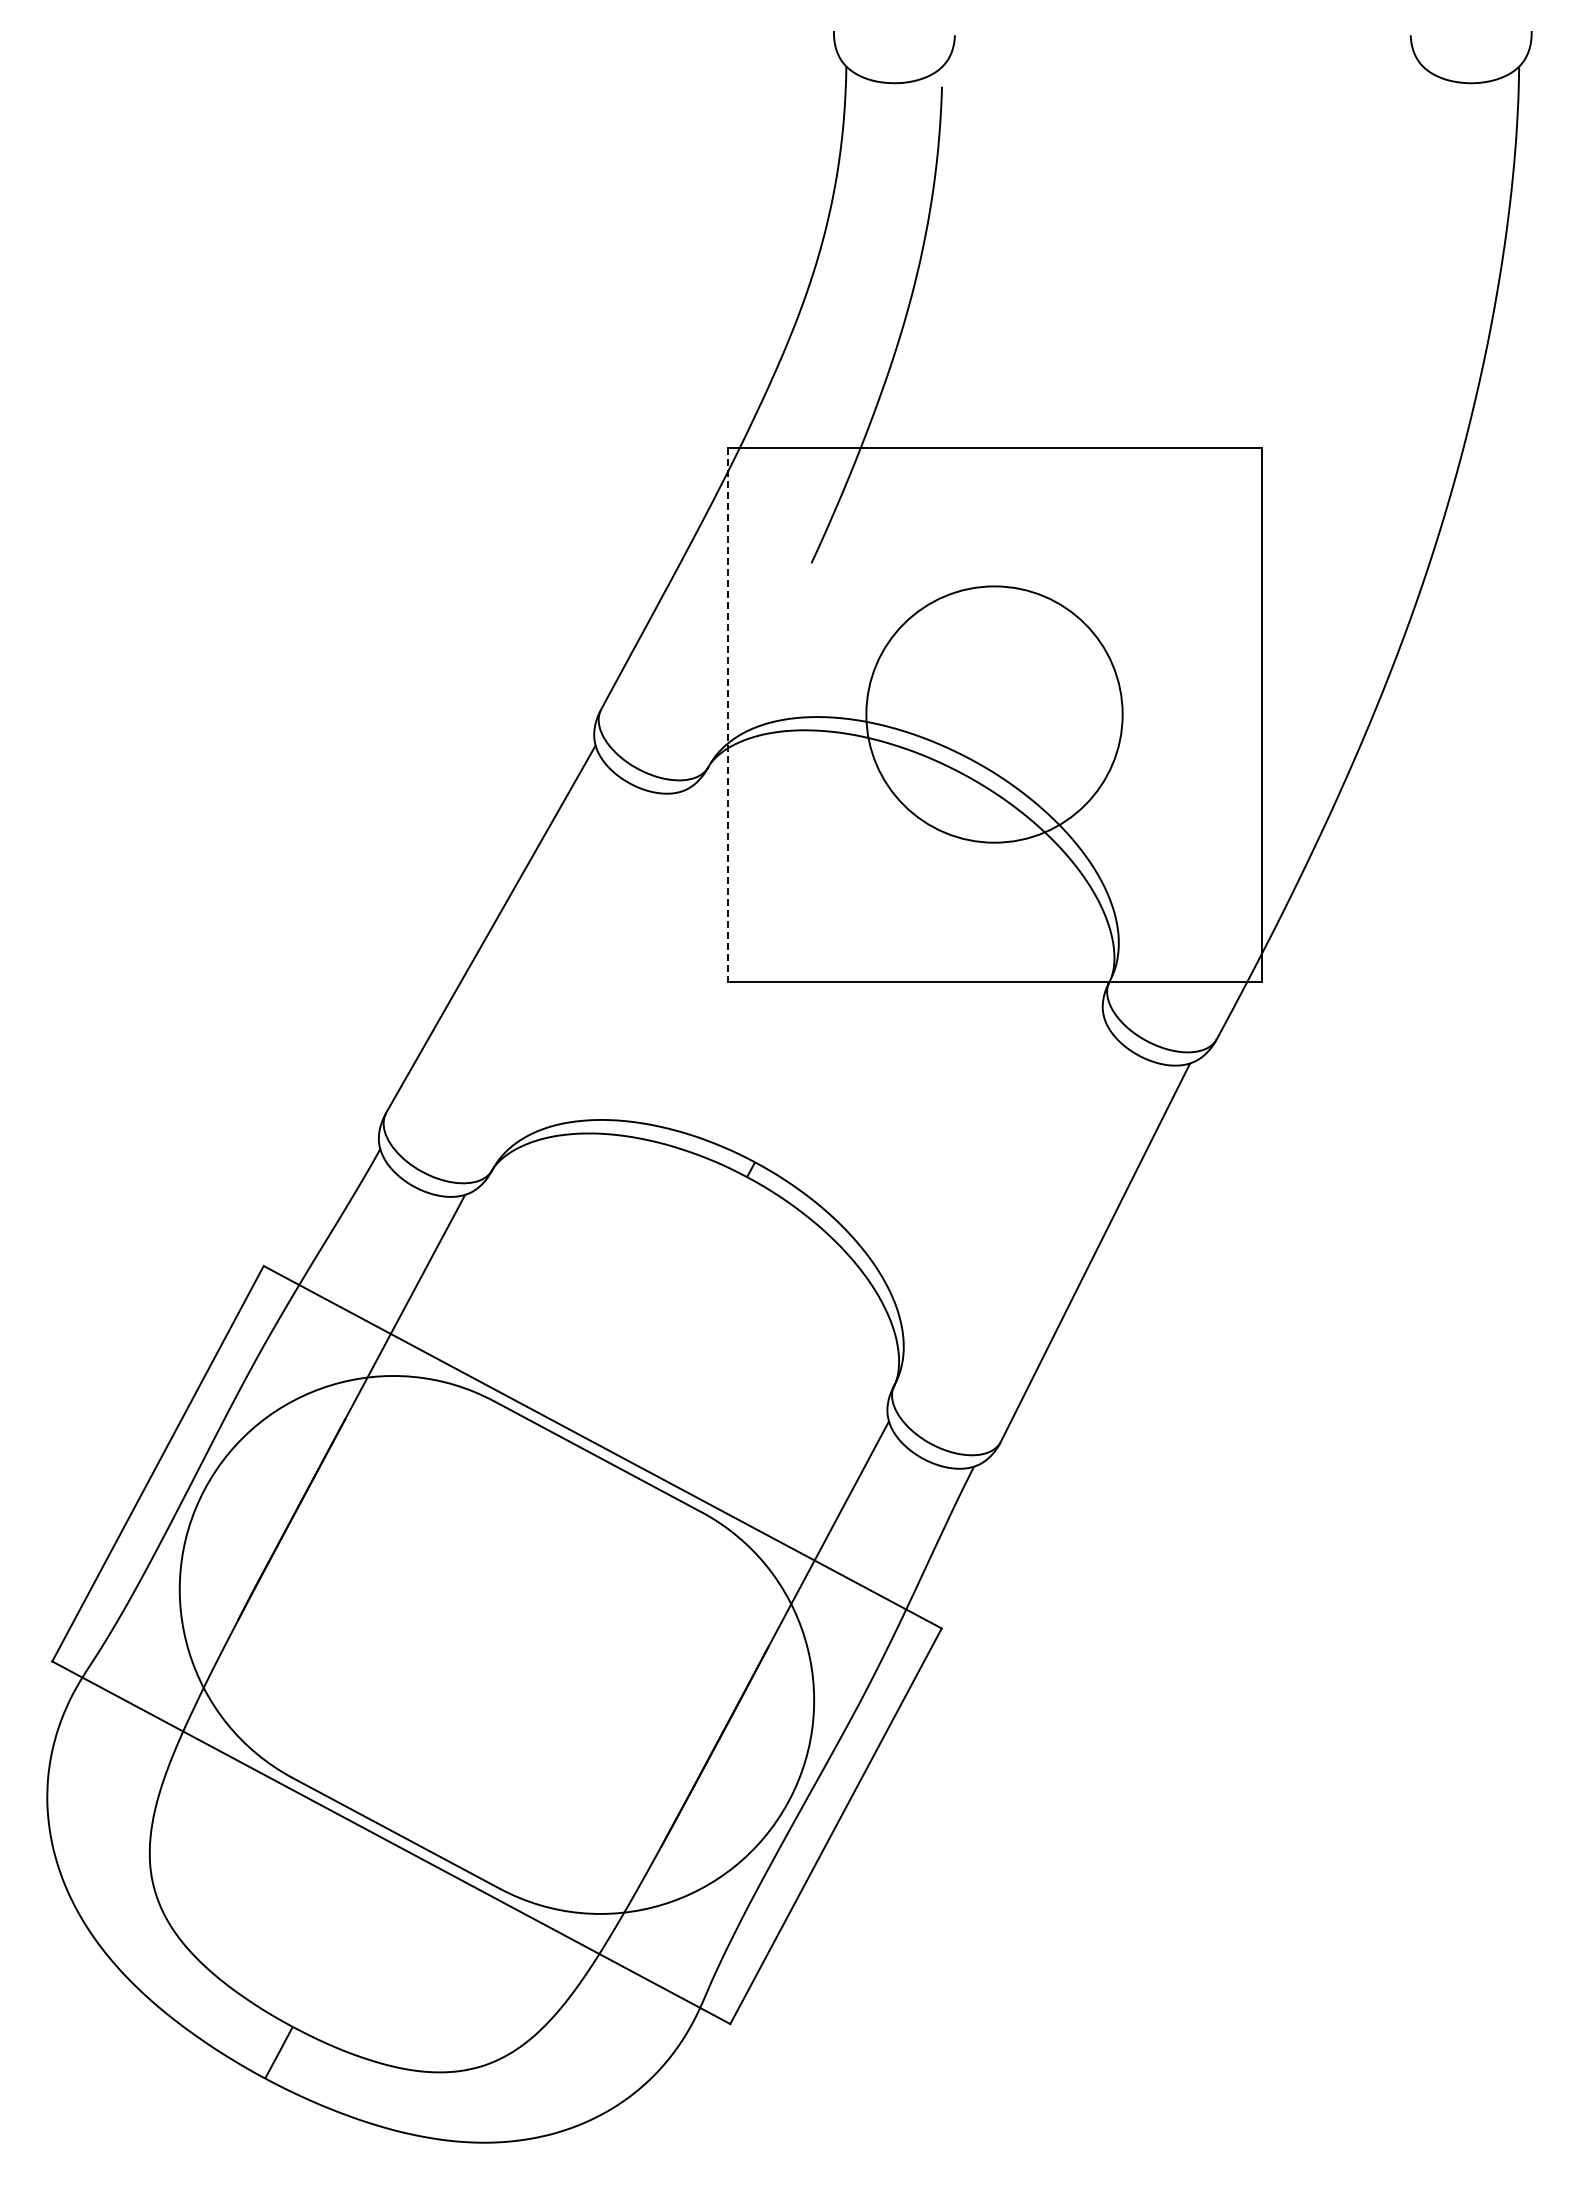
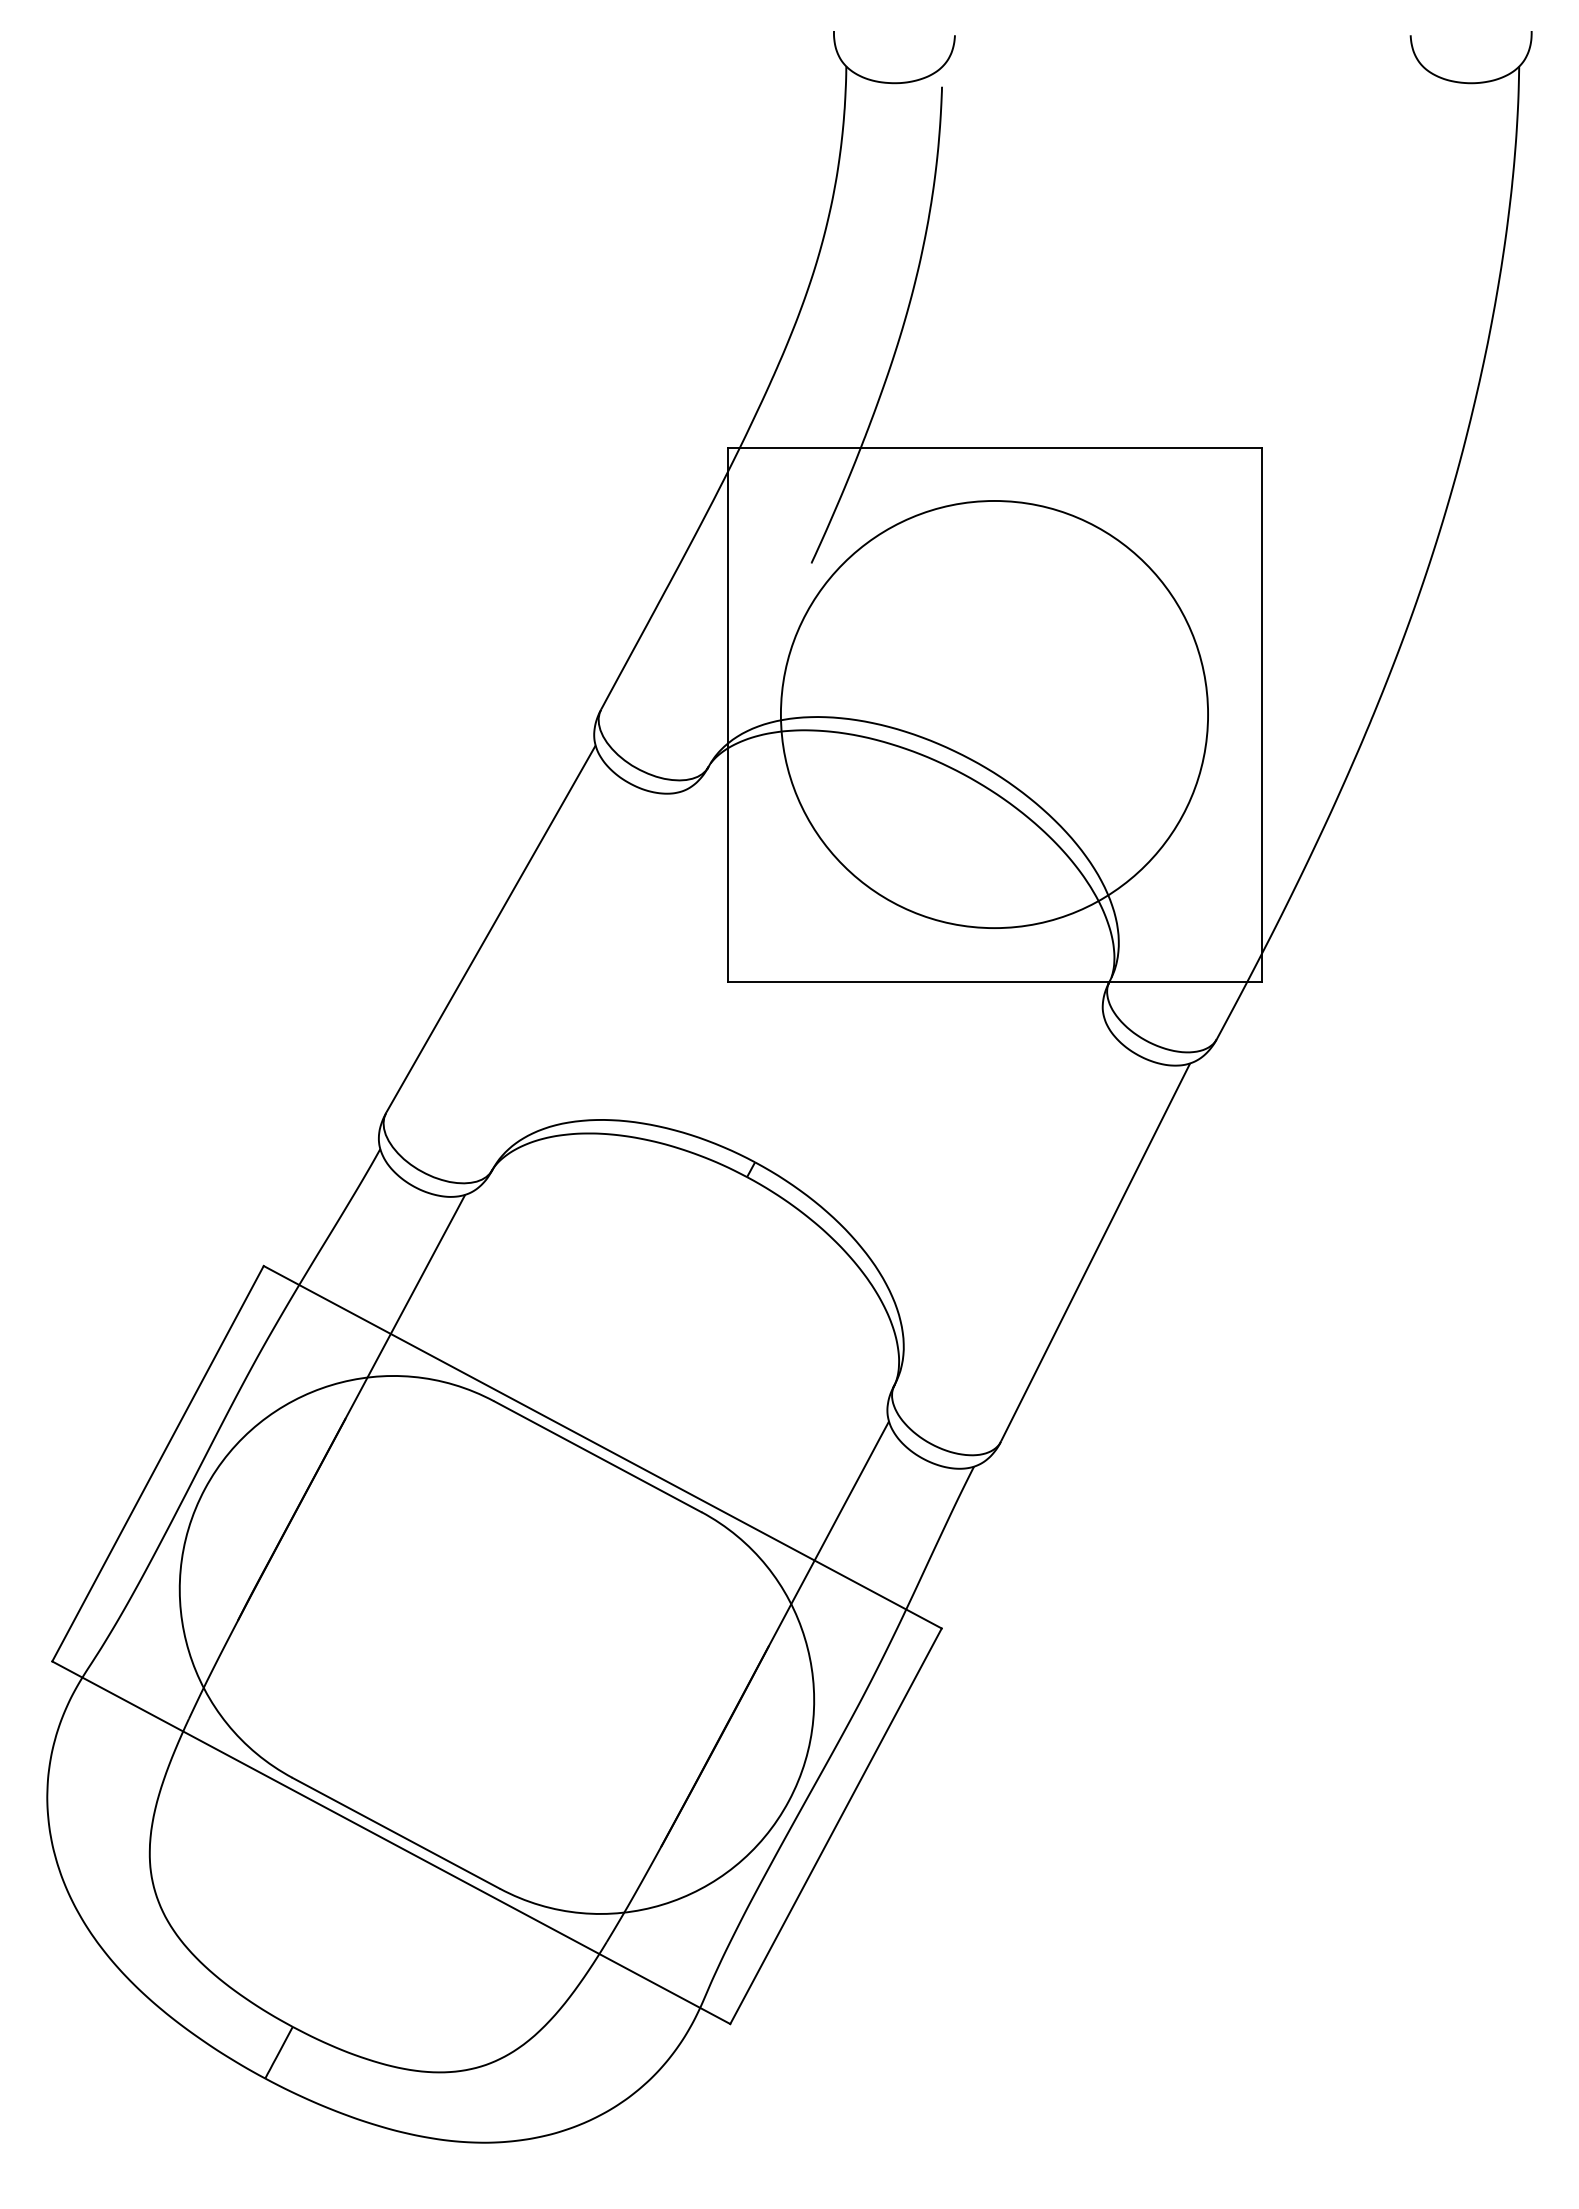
line: dashed -> solid (727, 714)
circle diameter: 256 px -> 427 px (994, 714)
